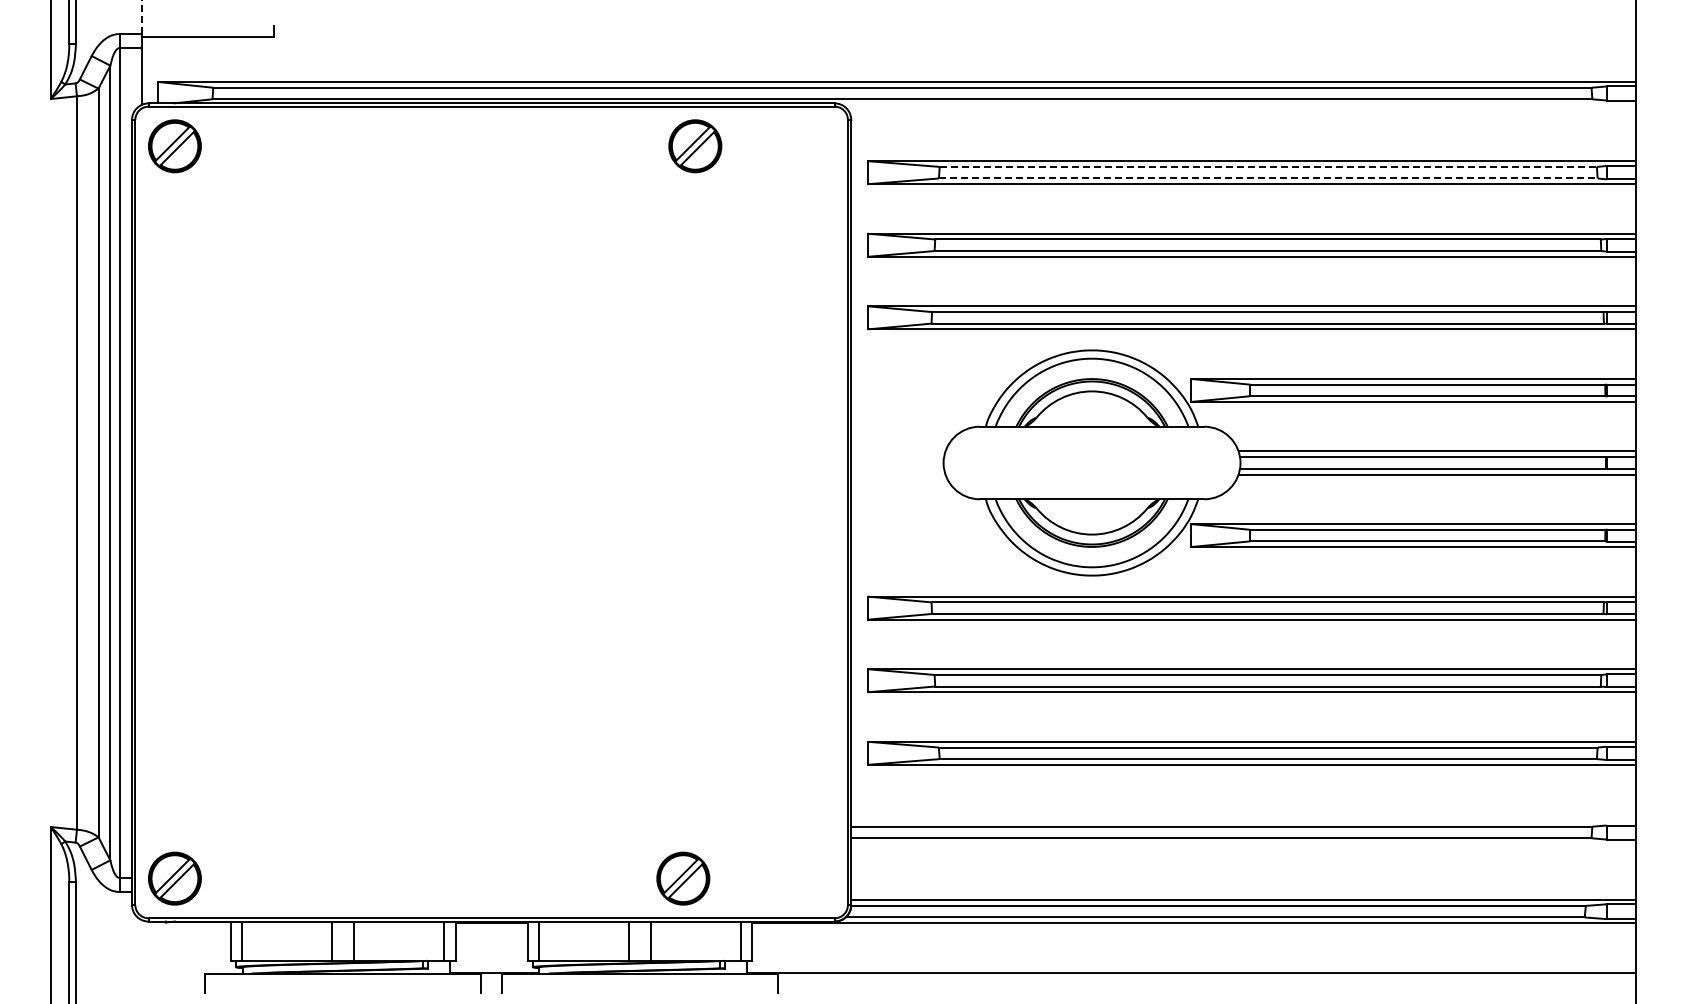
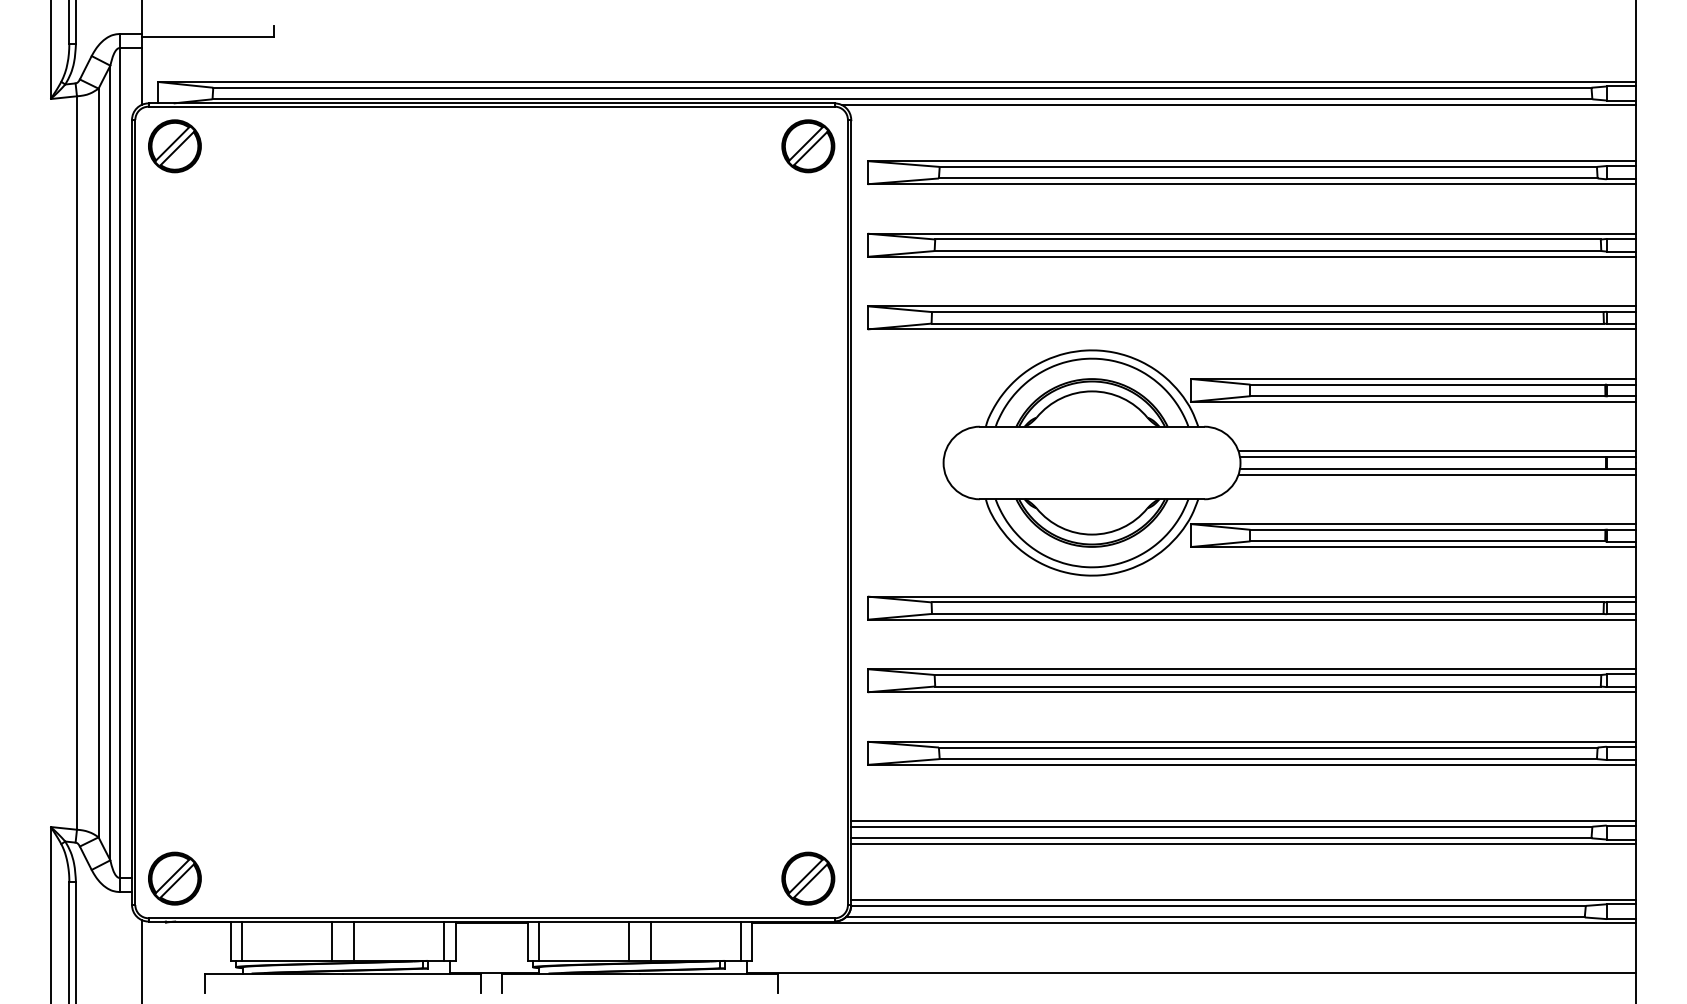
line: dashed -> solid (141, 17)
line: none -> present (1238, 105)
part position: (695, 146) -> (808, 146) (808, 146)
line: dashed -> solid (1268, 166)
line: dashed -> solid (1268, 178)
line: none -> present (1243, 820)
line: none -> present (1243, 844)
part position: (683, 878) -> (808, 878) (808, 878)
line: none -> present (141, 960)
